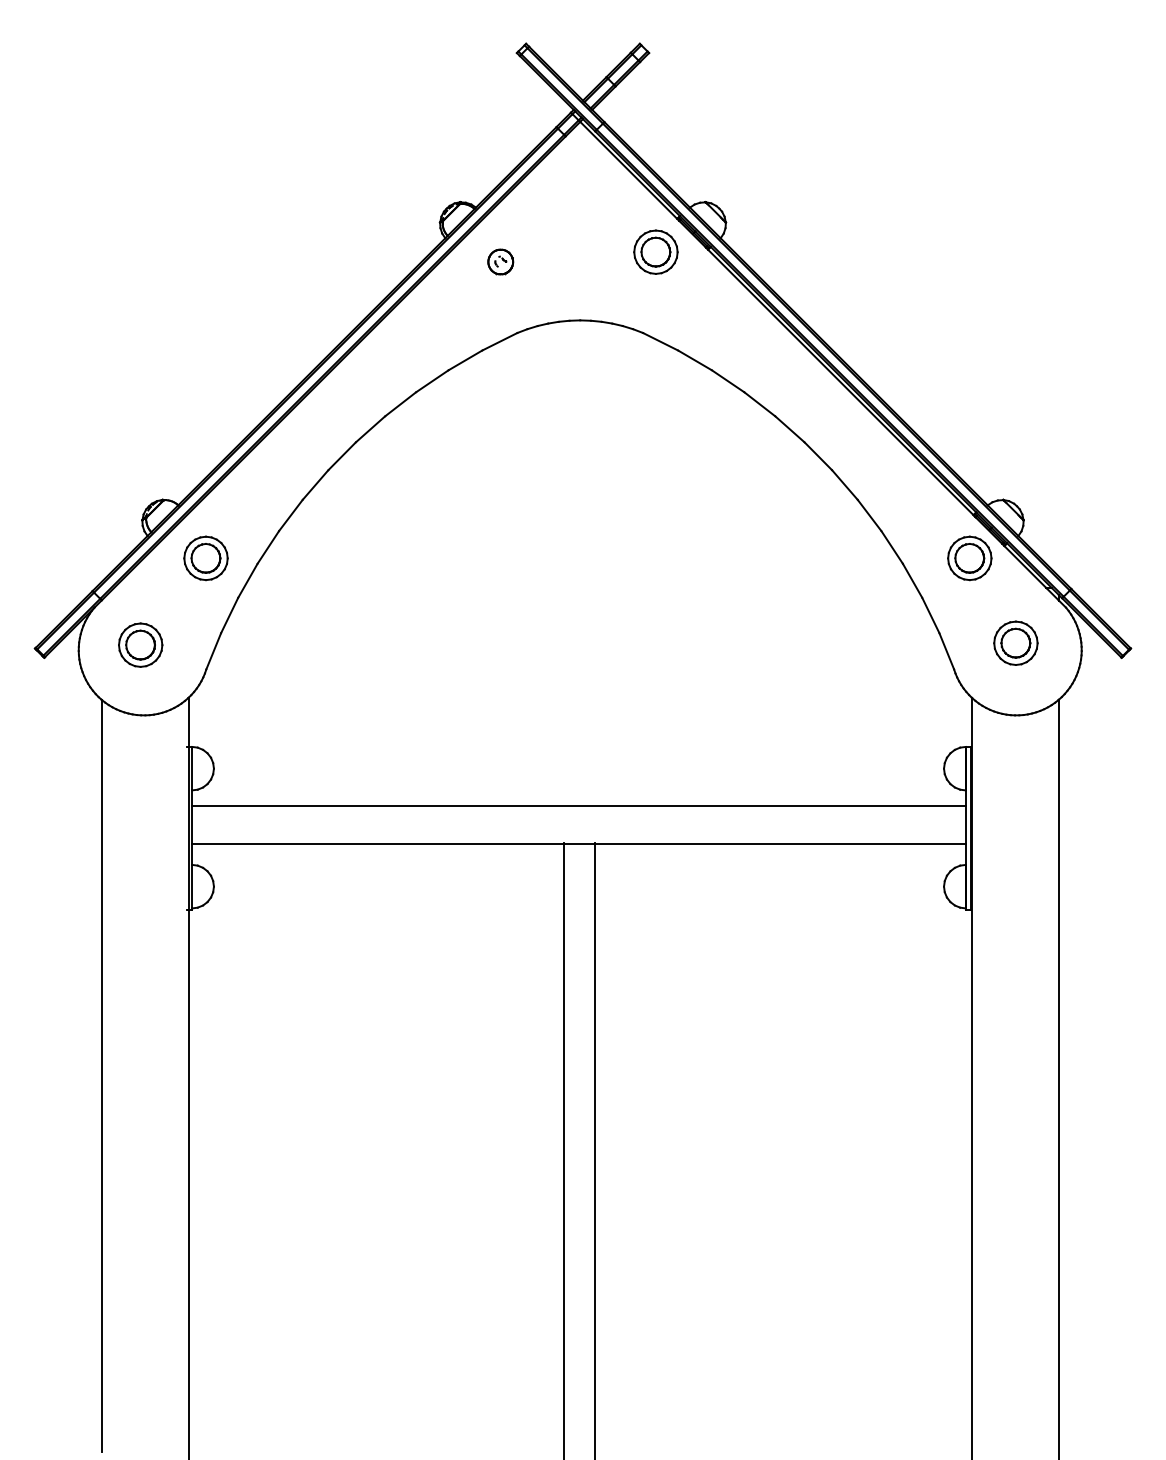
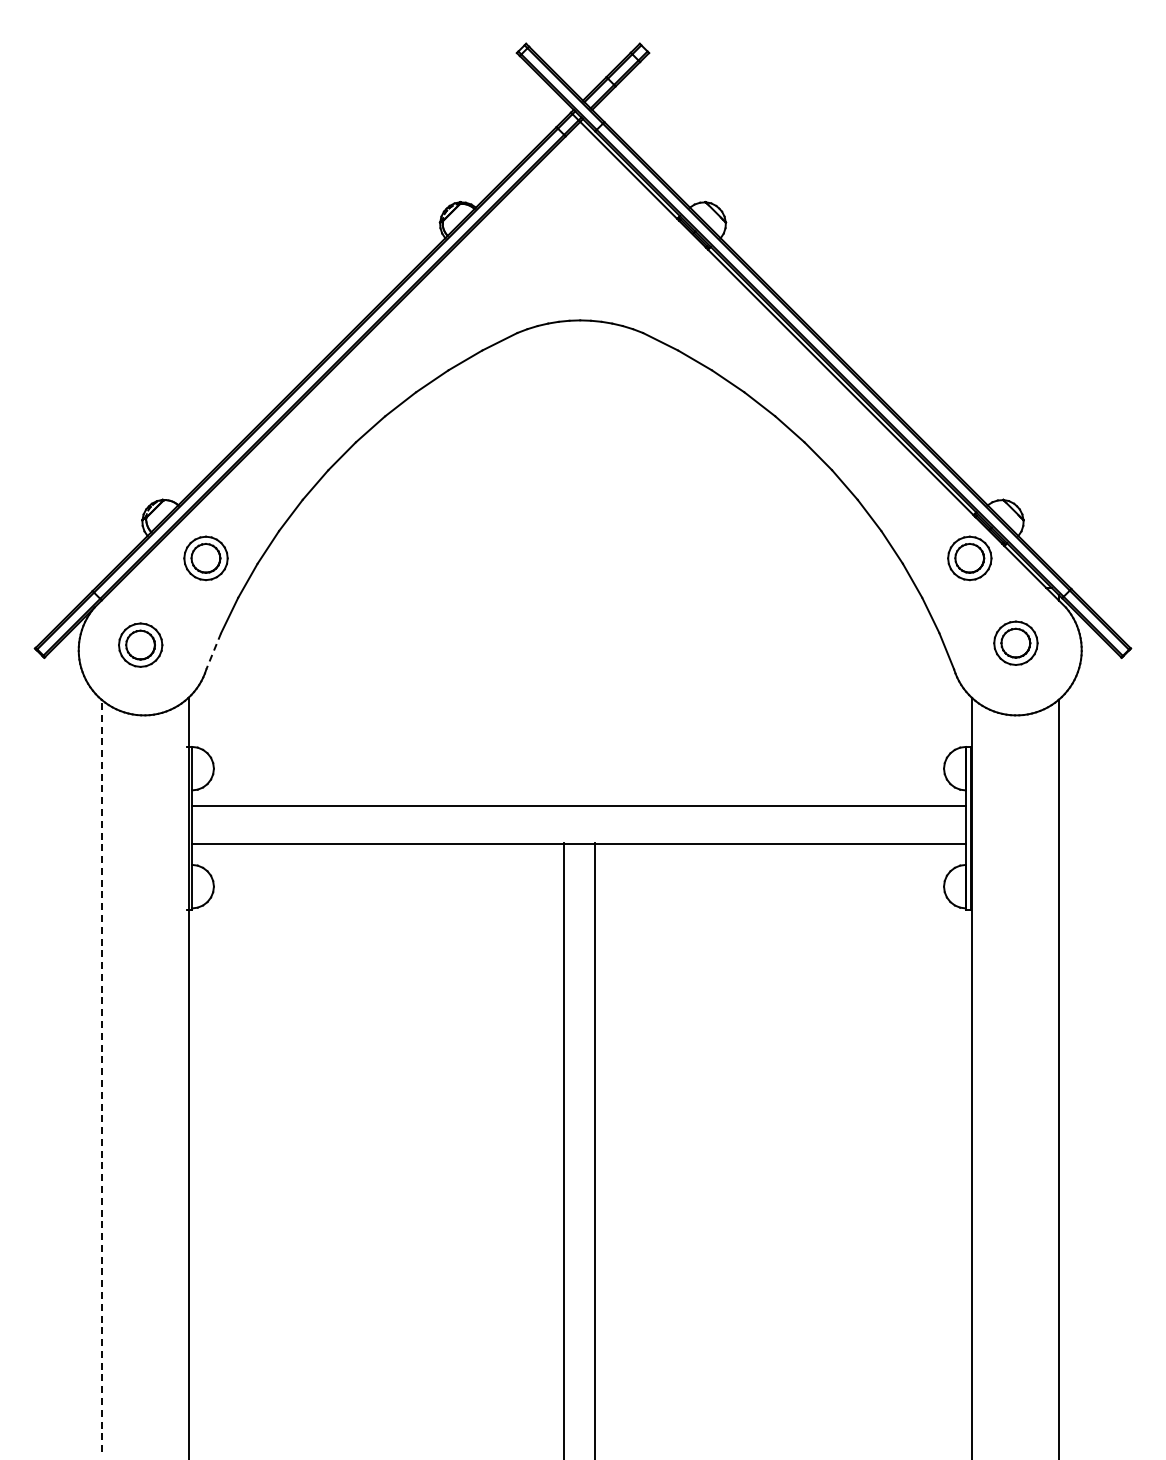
part: present -> none (655, 251)
part: present -> none (500, 261)
line: solid -> dashed (213, 651)
line: solid -> dashed (101, 1075)
